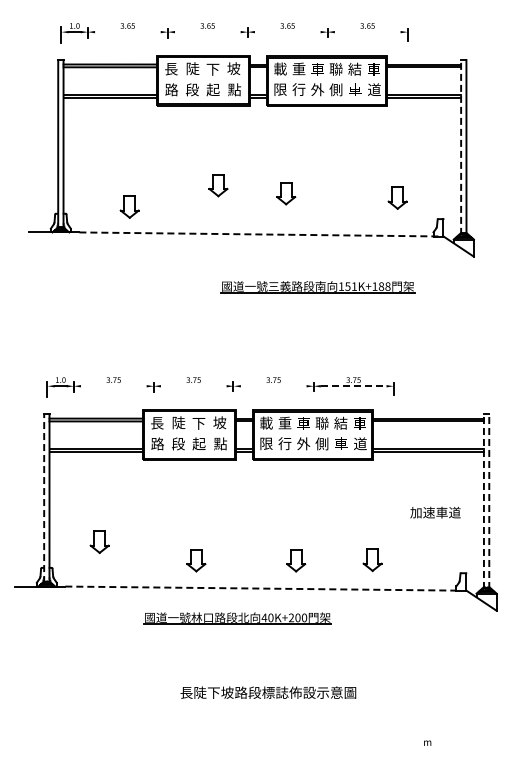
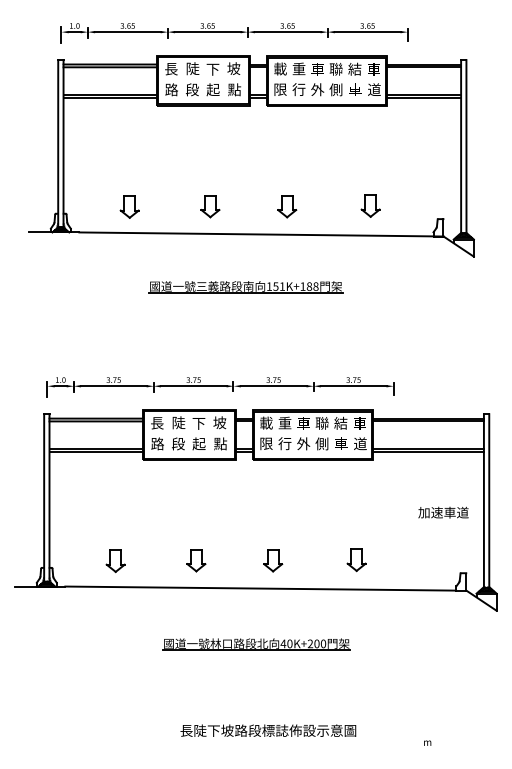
line: none -> present (127, 32)
line: none -> present (207, 32)
line: none -> present (287, 32)
line: none -> present (367, 32)
line: dashed -> solid (461, 146)
part position: (218, 185) -> (210, 206) (210, 206)
part position: (286, 193) -> (287, 206) (287, 206)
part position: (397, 197) -> (370, 205) (370, 205)
line: dashed -> solid (261, 234)
part position: (317, 287) -> (245, 287) (245, 287)
line: none -> present (113, 386)
line: none -> present (193, 386)
line: none -> present (273, 386)
line: dashed -> solid (353, 386)
line: dashed -> solid (44, 498)
line: dashed -> solid (483, 501)
line: dashed -> solid (489, 501)
text position: (435, 512) -> (443, 512) (443, 512)
part position: (99, 542) -> (115, 561) (115, 561)
part position: (296, 560) -> (273, 560) (273, 560)
part position: (372, 560) -> (356, 560) (356, 560)
line: dashed -> solid (261, 588)
part position: (237, 618) -> (256, 644) (256, 644)
text position: (268, 692) -> (268, 730) (268, 730)
